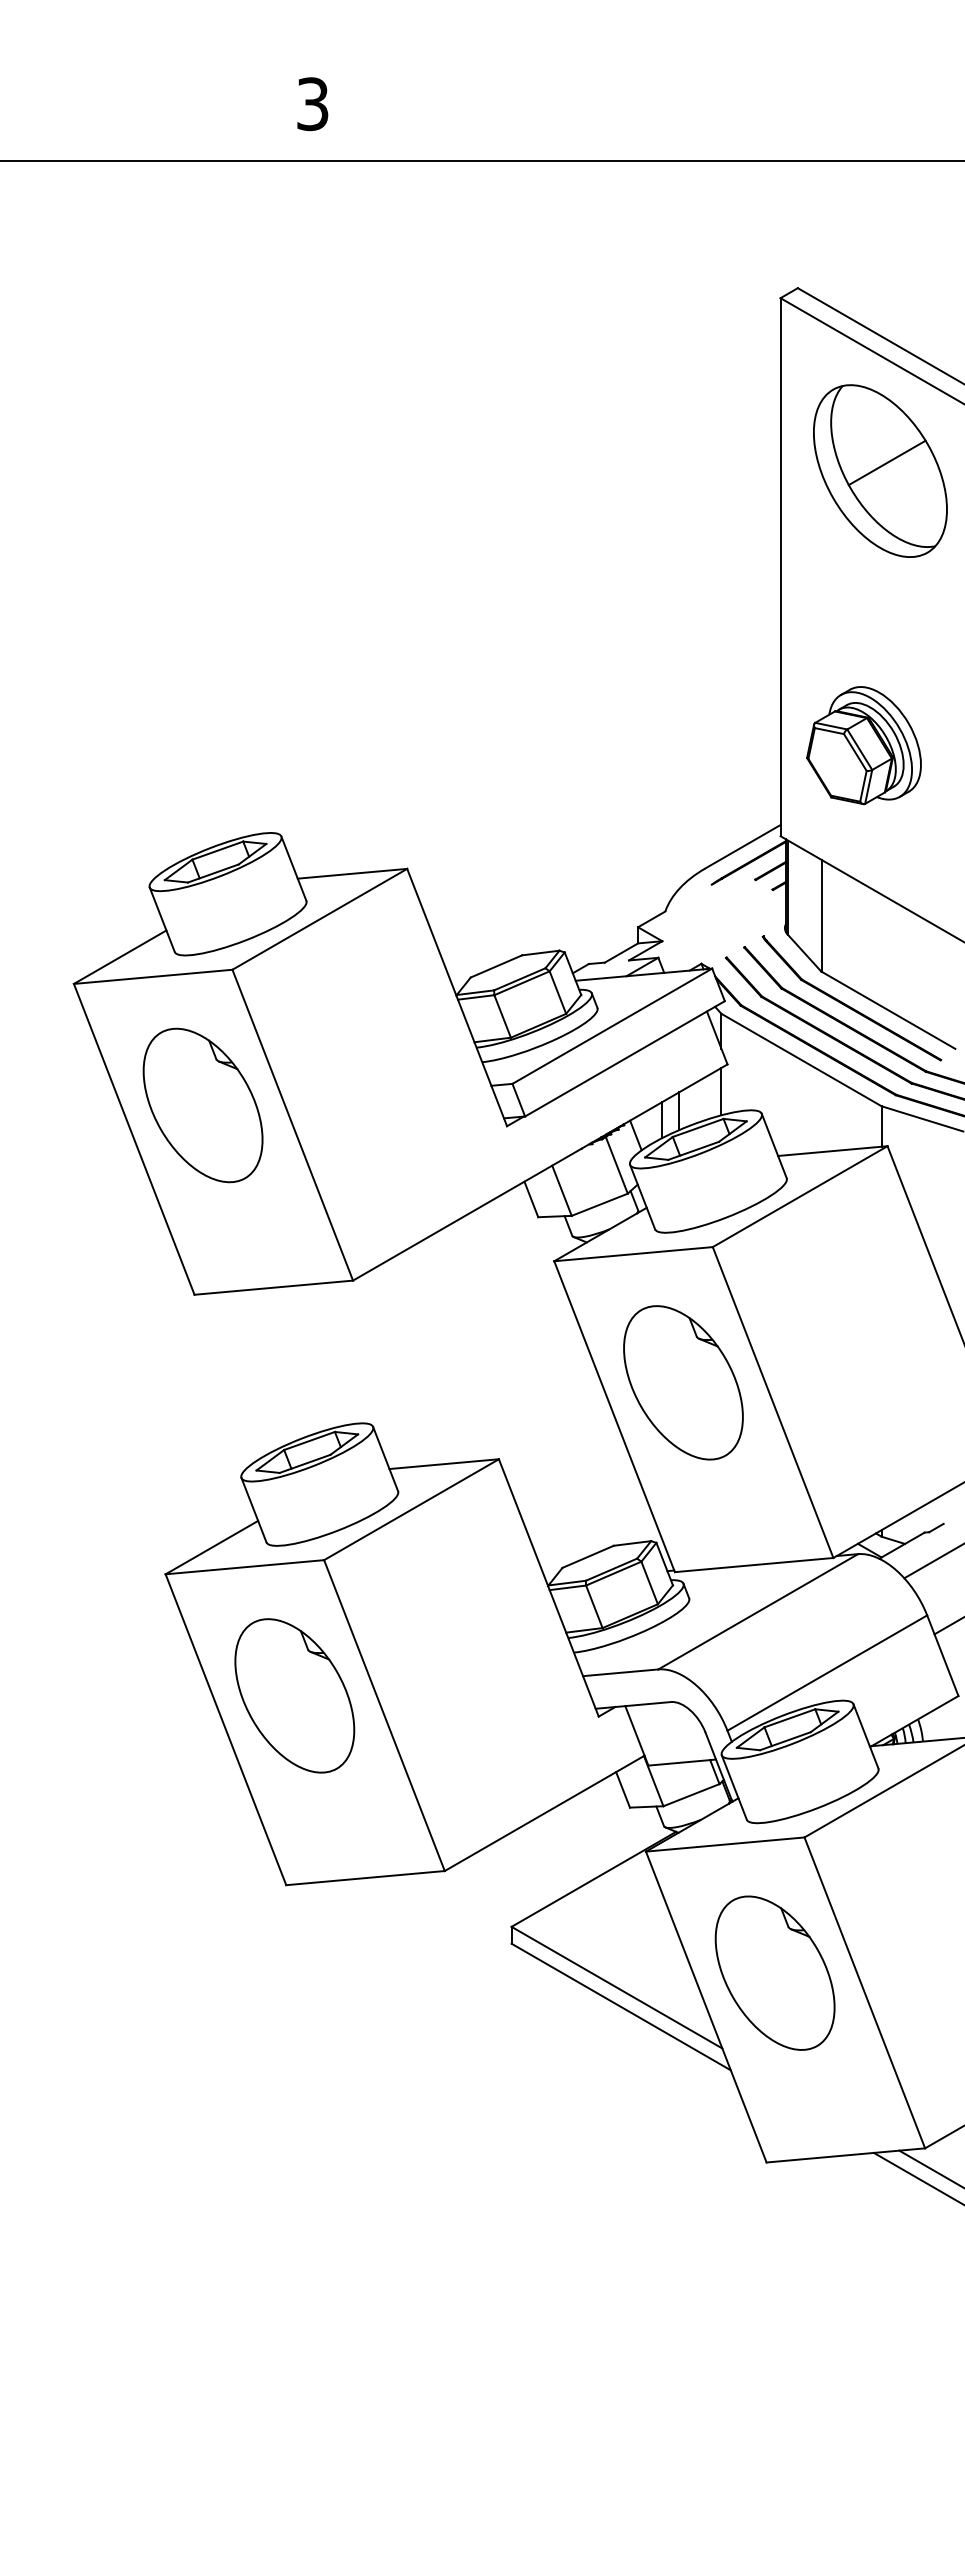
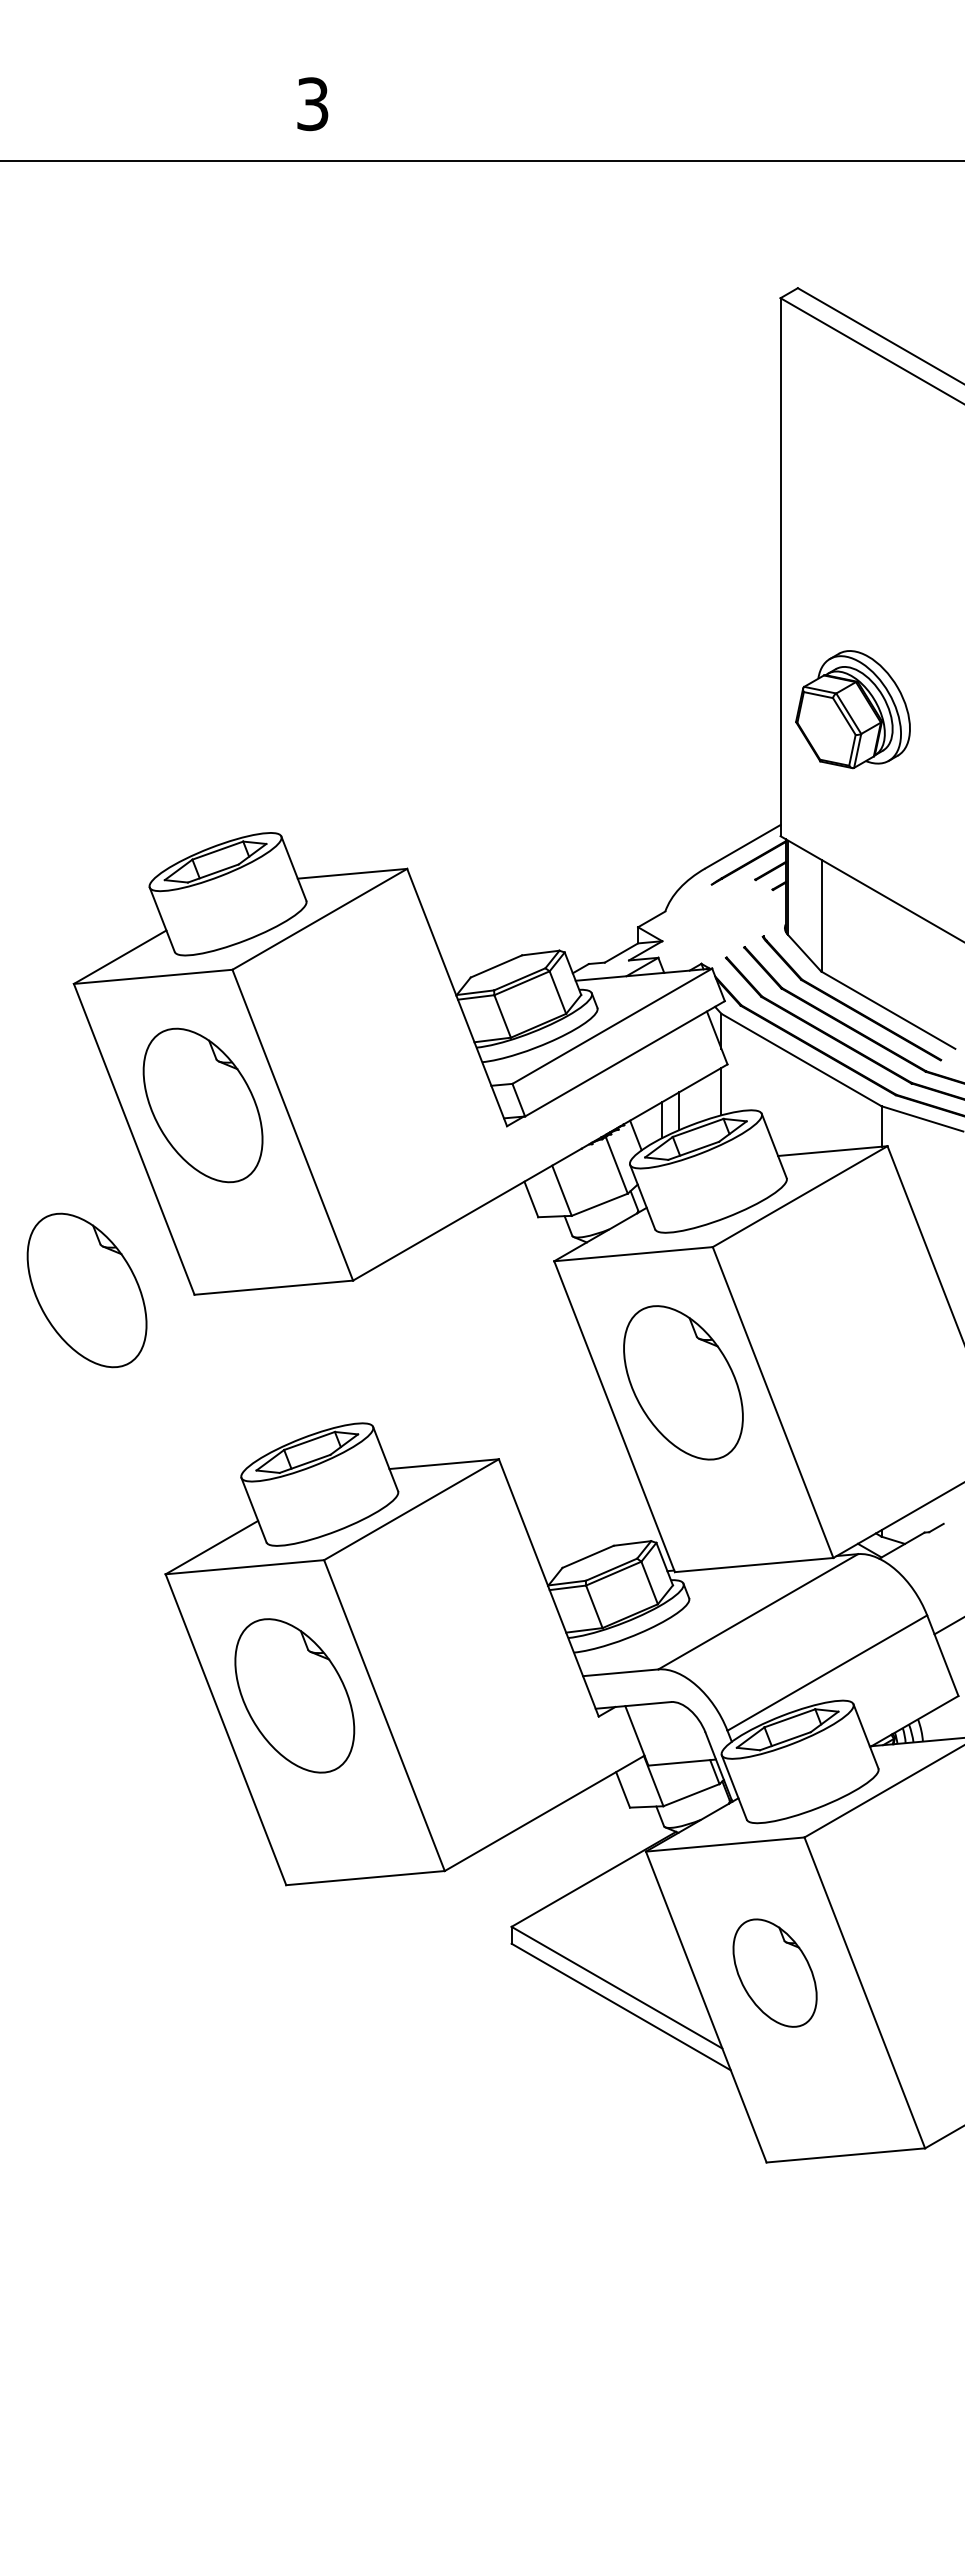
part: present -> none (880, 470)
part position: (863, 745) -> (852, 709) (852, 709)
part: none -> present (86, 1290)
line: present -> none (932, 1561)
part size: 122x156 px -> 86x110 px (774, 1972)
line: present -> none (930, 2168)
line: present -> none (917, 2177)
